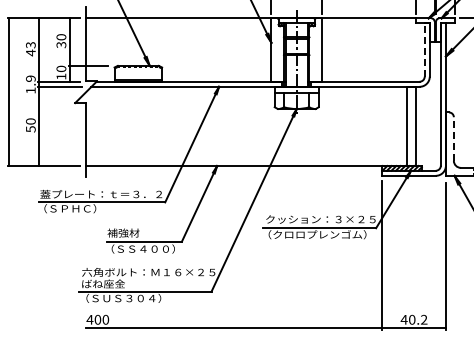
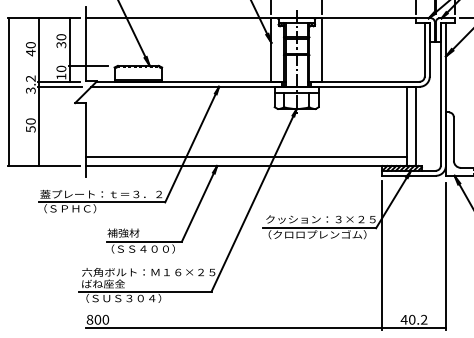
text: 43 -> 40 (30, 45)
line: dashed -> solid (424, 49)
text: 1.9 -> 3.2 (30, 84)
line: dashed -> solid (453, 139)
line: none -> present (246, 156)
text: 400 -> 800 (89, 319)
